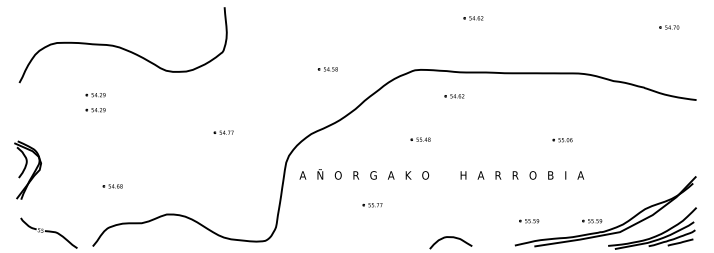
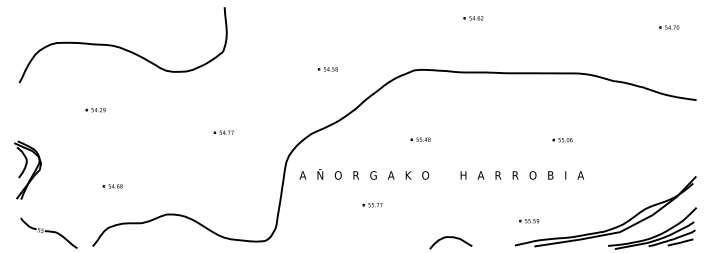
part: present -> none (95, 95)
part: present -> none (454, 96)
part: present -> none (592, 221)
